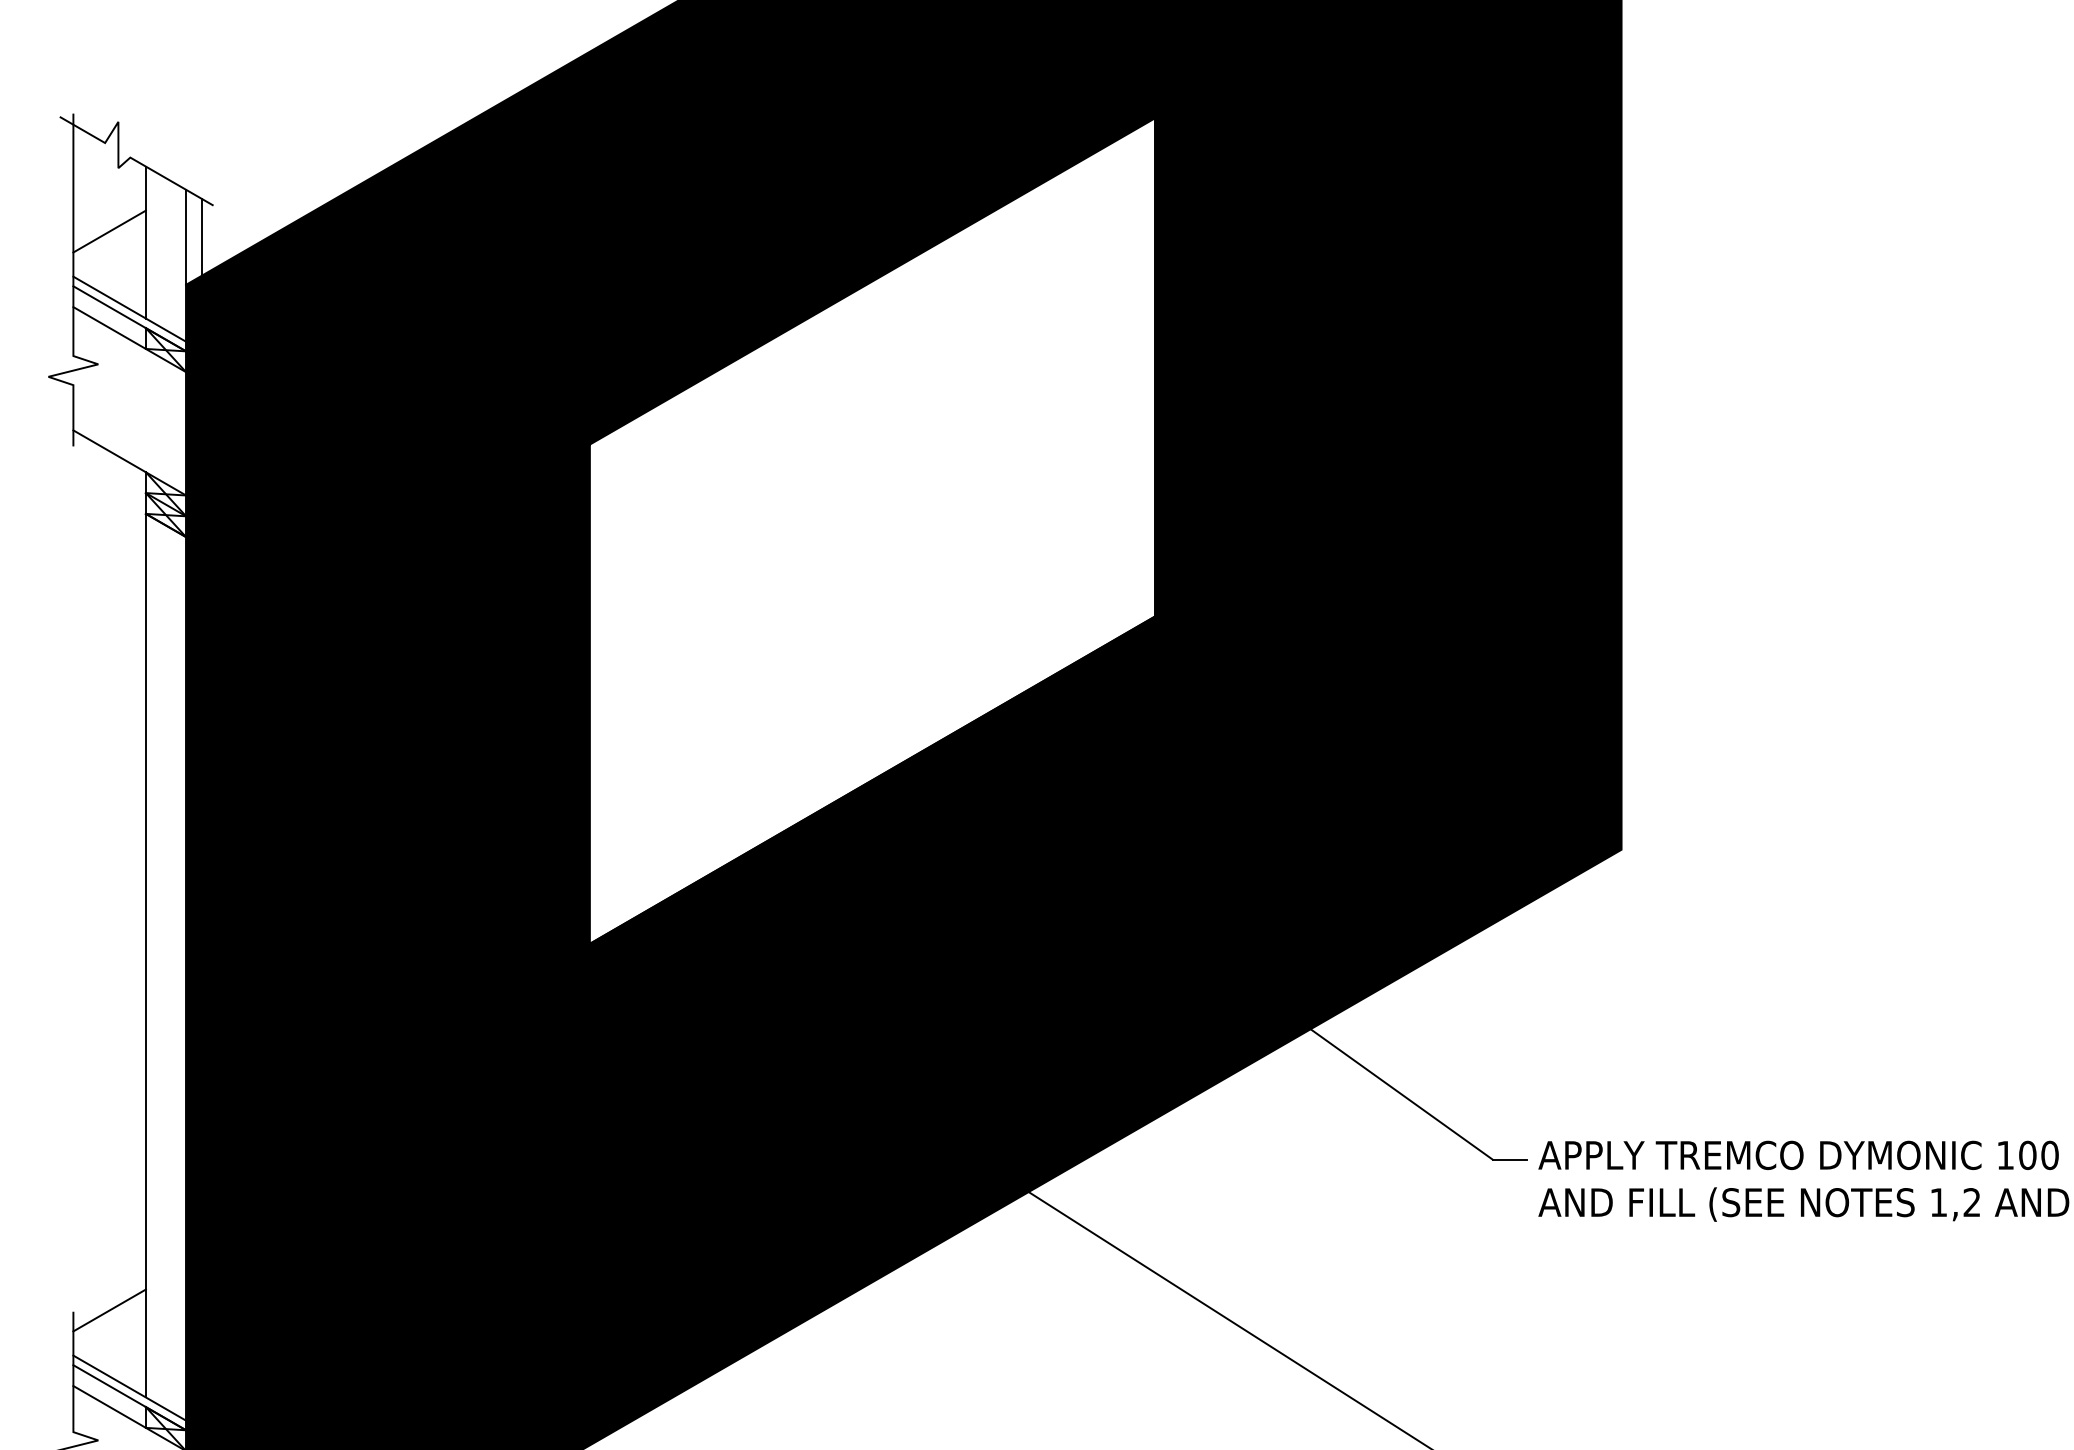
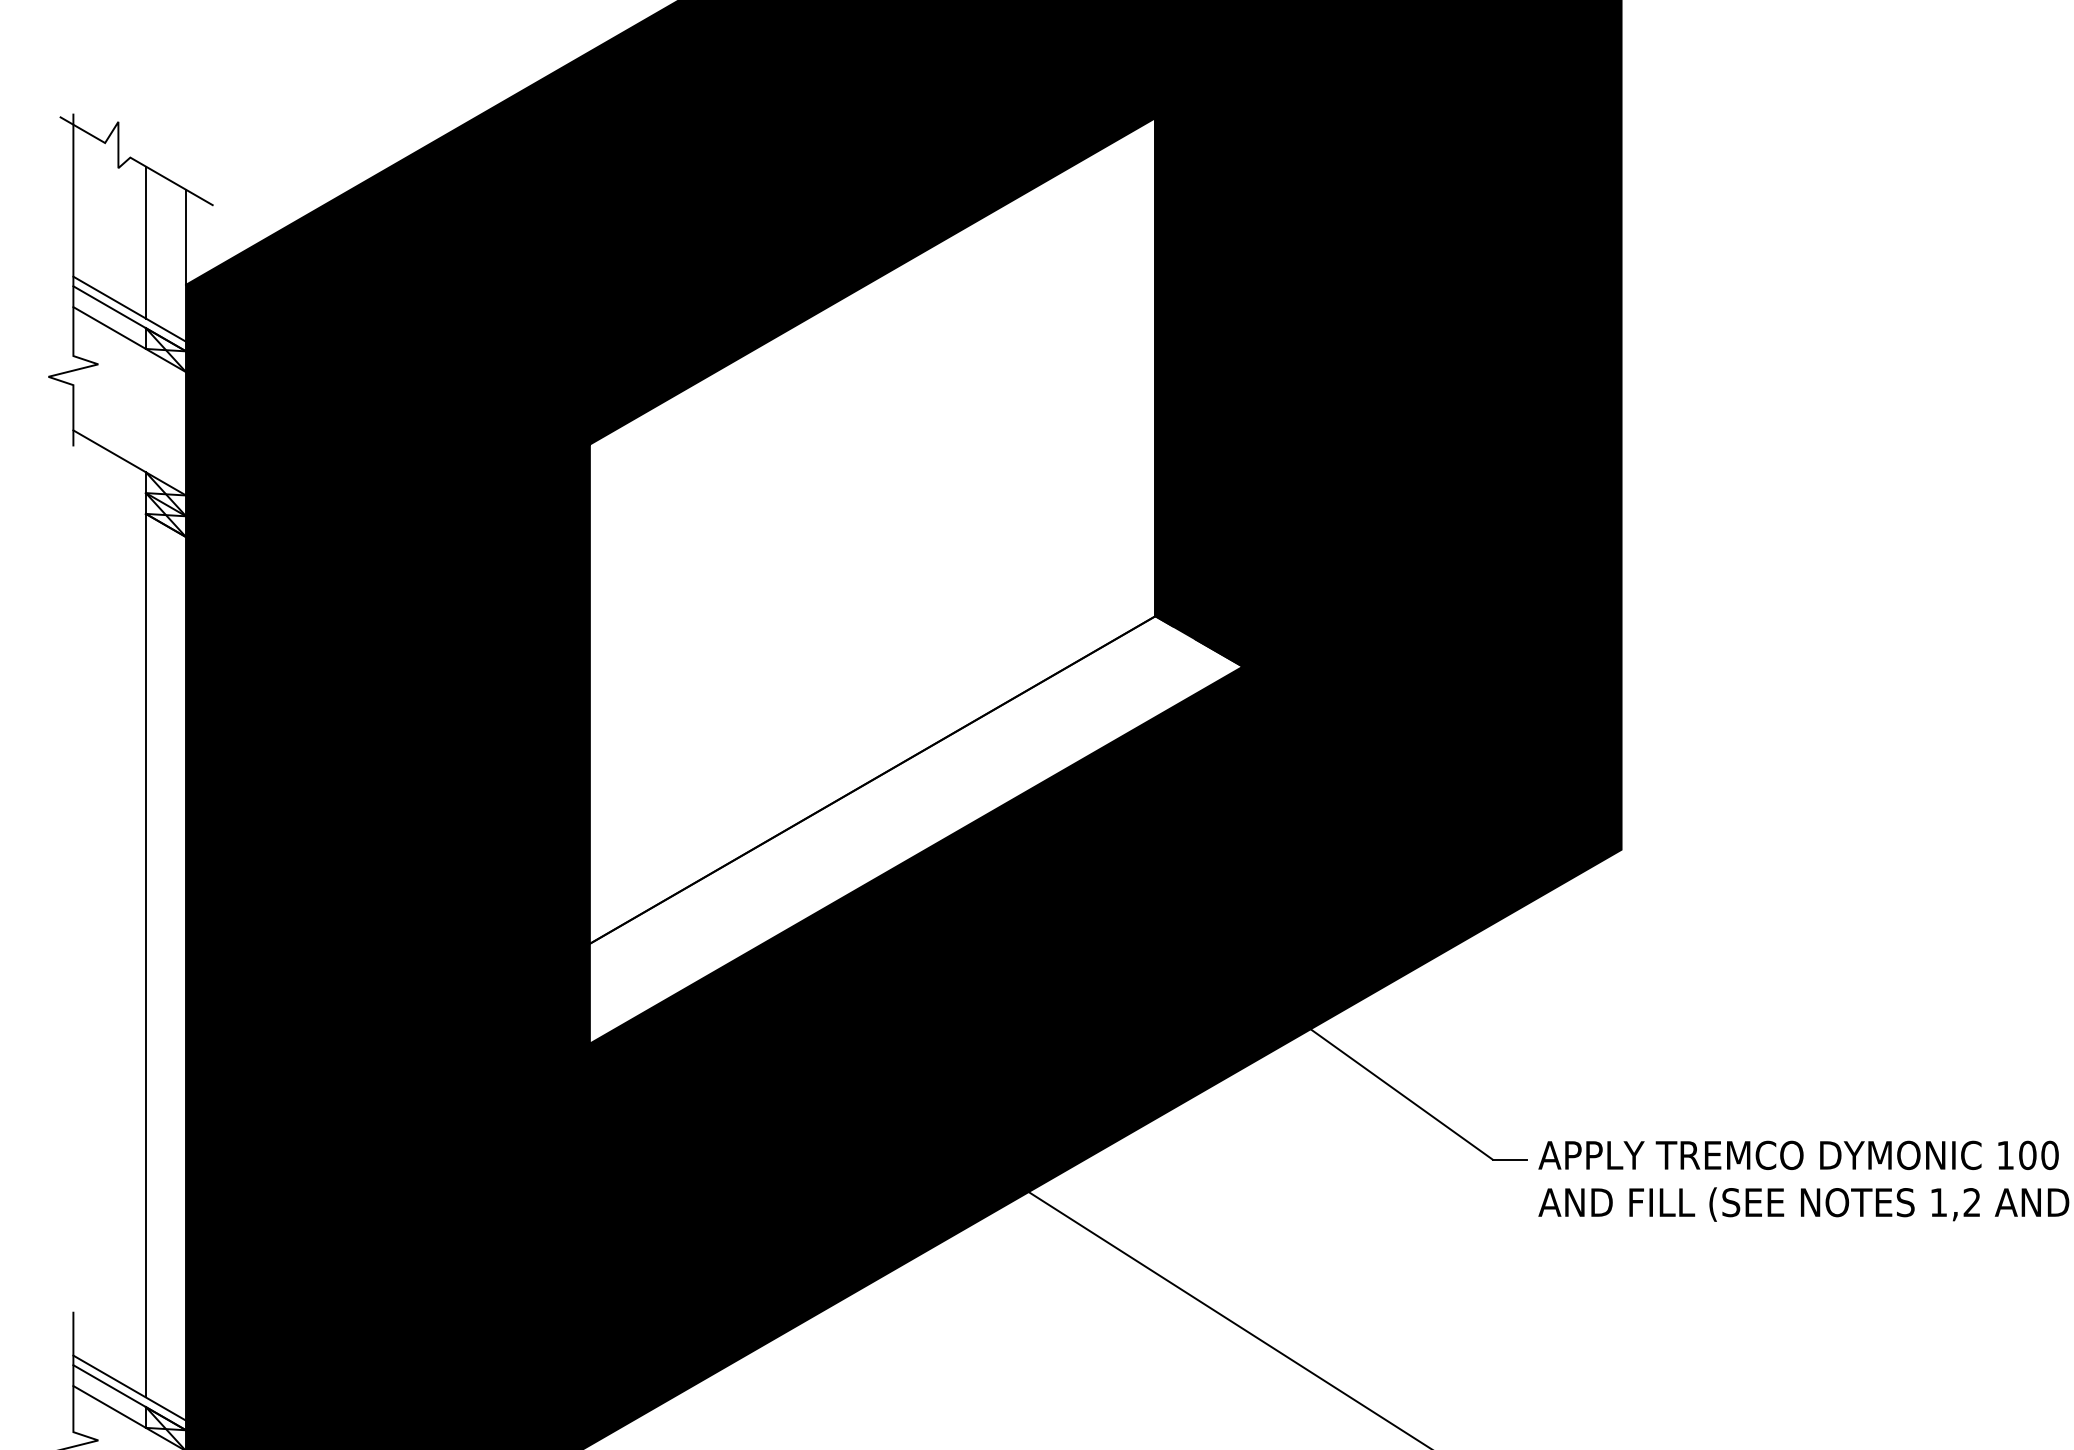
line: present -> none (109, 231)
line: present -> none (201, 236)
fill: present -> none (915, 829)
line: present -> none (109, 1310)
